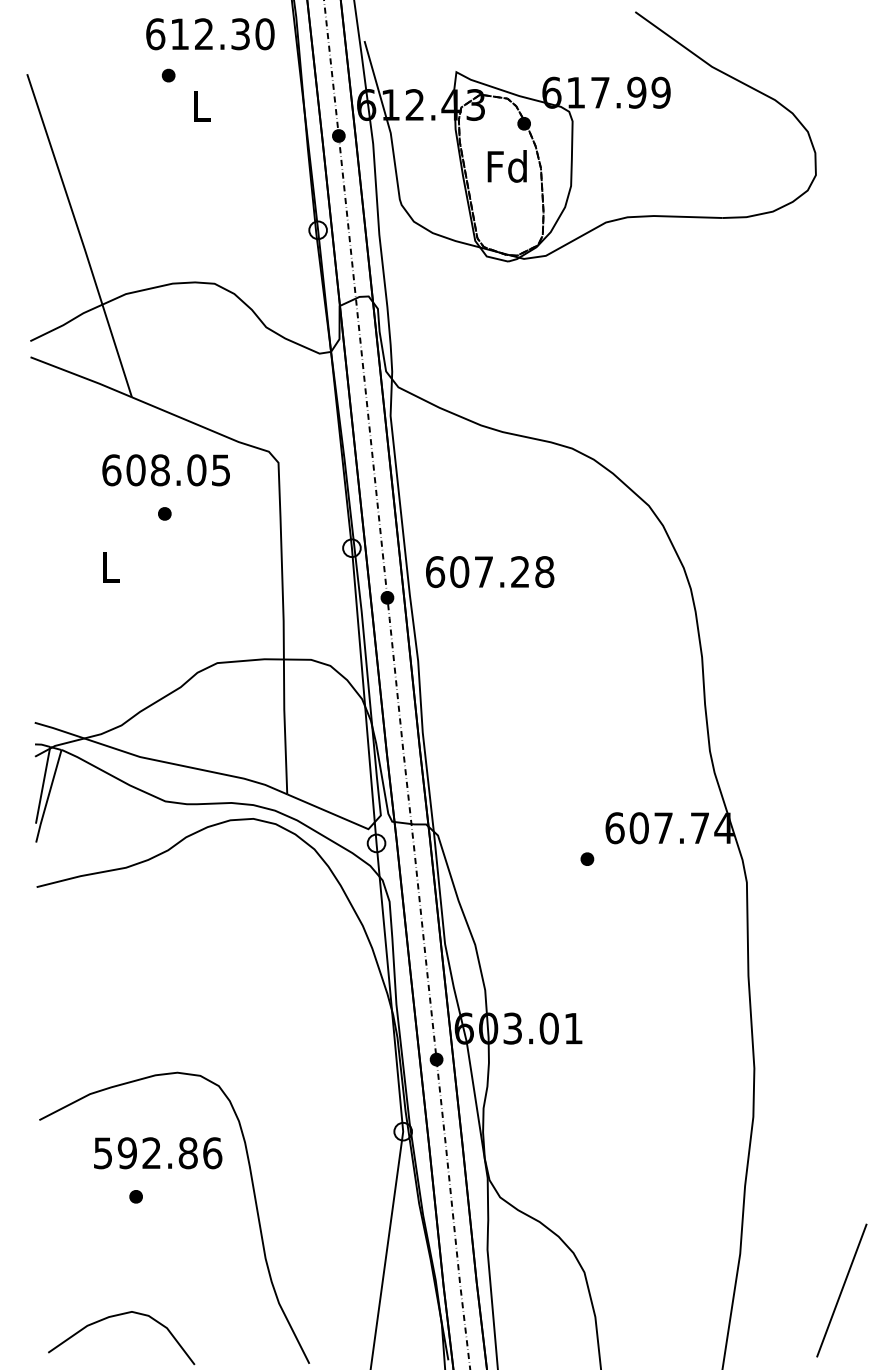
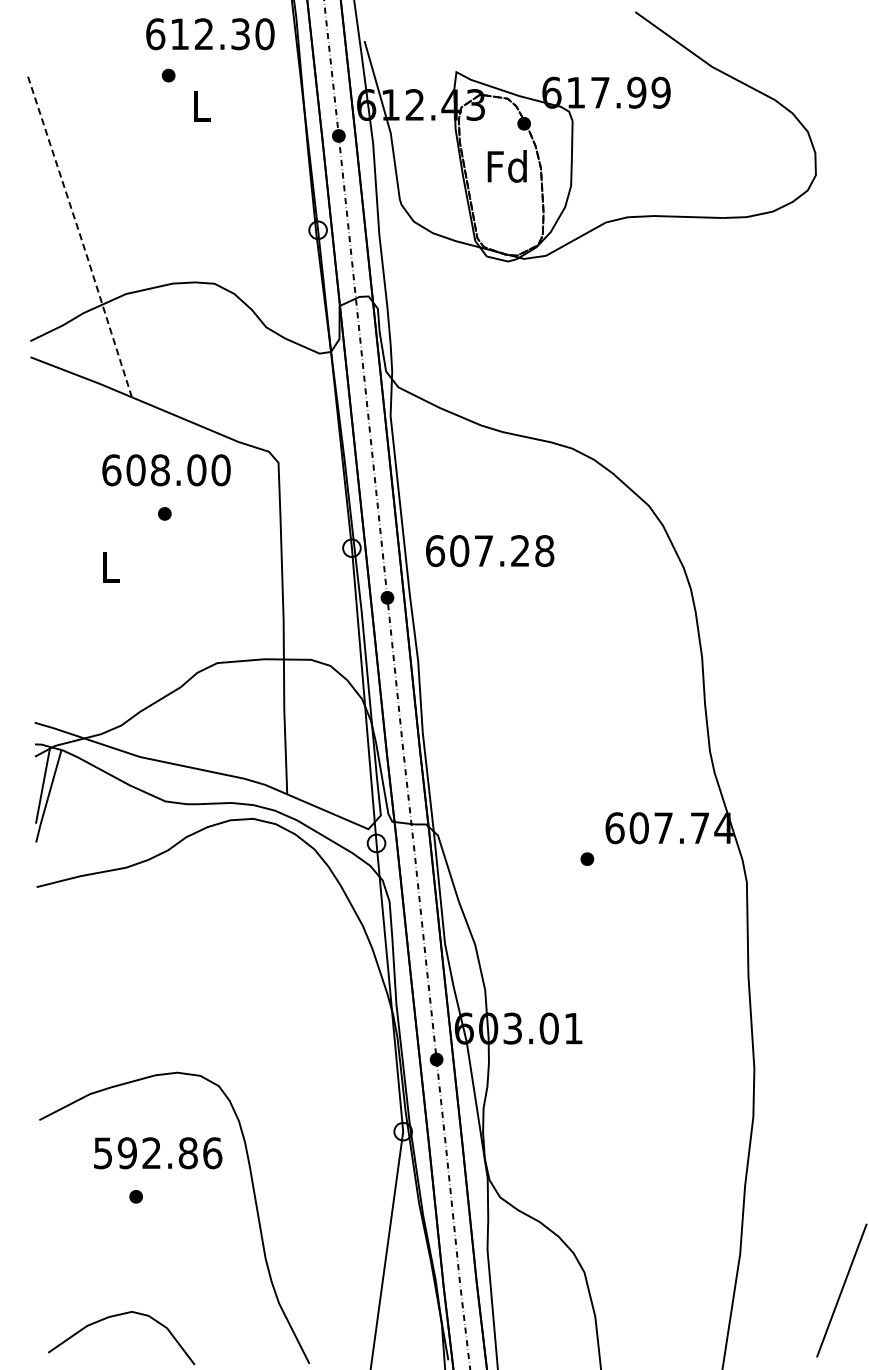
line: solid -> dashed (80, 235)
text: 608.05 -> 608.00 (220, 470)
text position: (490, 572) -> (490, 551) (490, 551)
